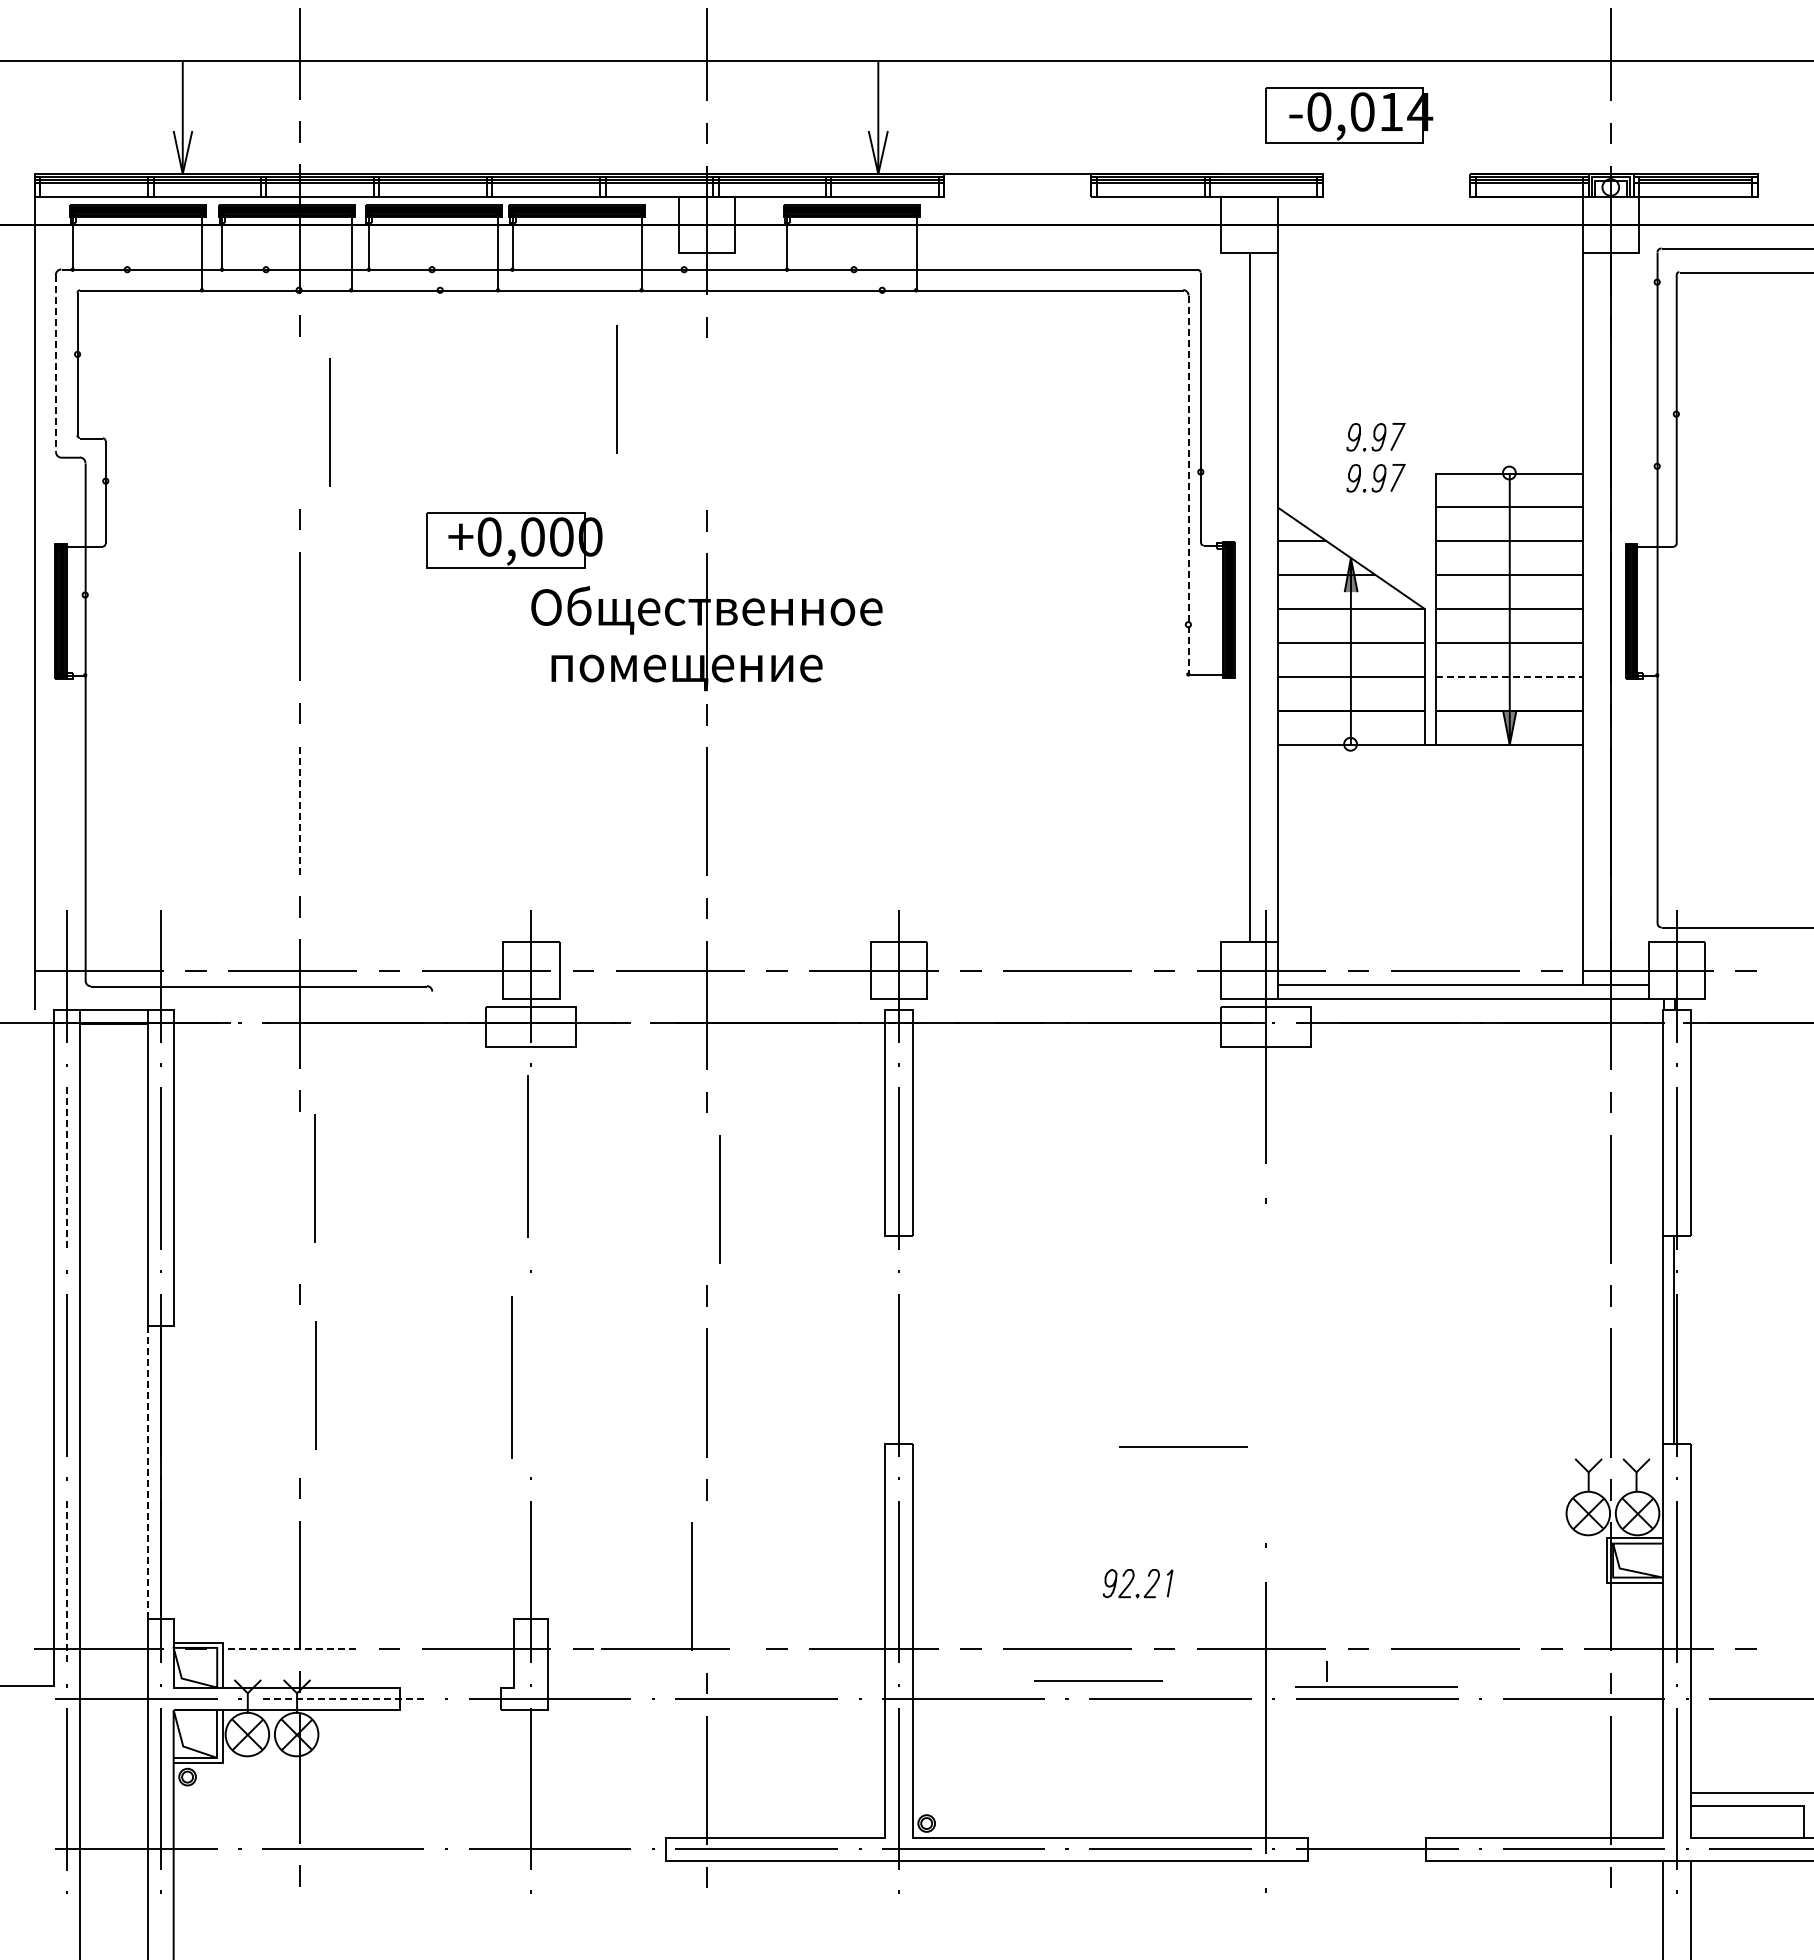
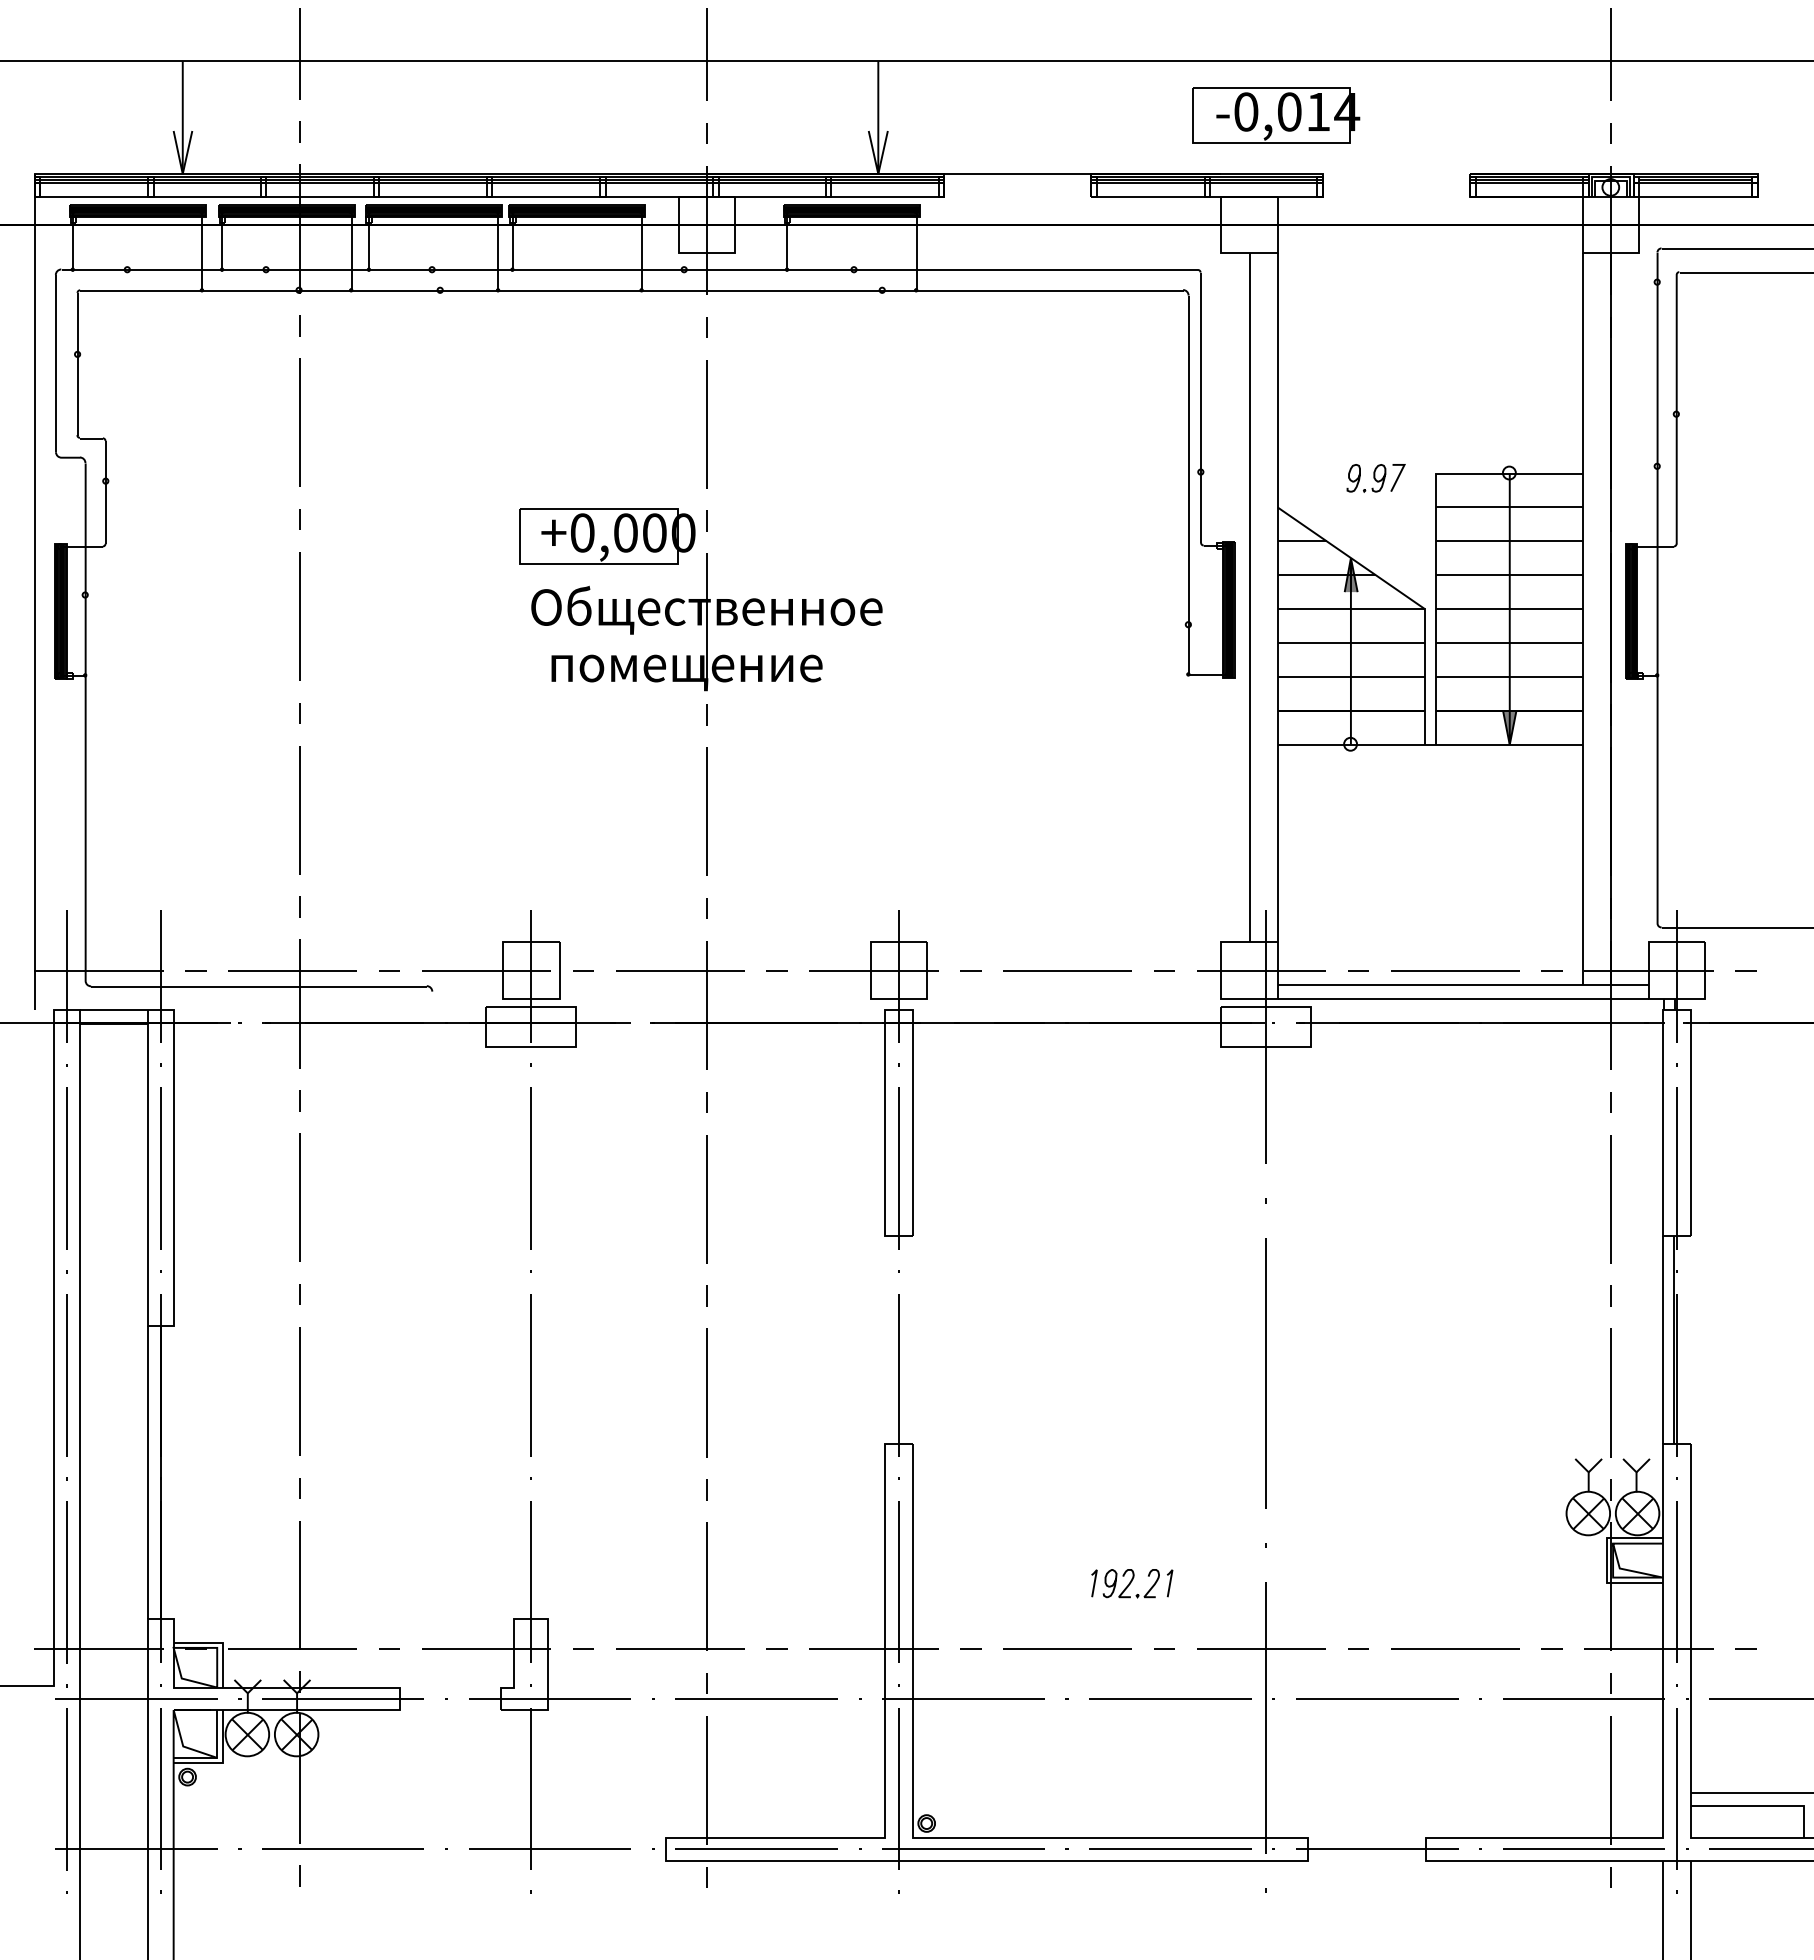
part position: (1349, 115) -> (1276, 115) (1276, 115)
line: dashed -> solid (56, 364)
line position: (616, 389) -> (706, 424) (706, 424)
line position: (329, 422) -> (299, 422) (299, 422)
part: present -> none (1375, 437)
line: dashed -> solid (1188, 486)
part position: (514, 540) -> (607, 536) (607, 536)
line: dashed -> solid (1510, 676)
line: dashed -> solid (300, 810)
line position: (527, 1156) -> (530, 1168) (530, 1168)
line: dashed -> solid (66, 1168)
line position: (314, 1178) -> (299, 1197) (299, 1197)
line position: (719, 1199) -> (706, 1199) (706, 1199)
line: none -> present (1265, 1373)
line position: (511, 1377) -> (530, 1375) (530, 1375)
line position: (315, 1385) -> (299, 1391) (299, 1391)
line: present -> none (1183, 1446)
line: dashed -> solid (147, 1473)
line: dashed -> solid (66, 1582)
line: none -> present (1094, 1583)
part position: (691, 1586) -> (706, 1586) (706, 1586)
line: dashed -> solid (292, 1648)
line: present -> none (1098, 1680)
part: present -> none (1376, 1686)
line: dashed -> solid (342, 1699)
